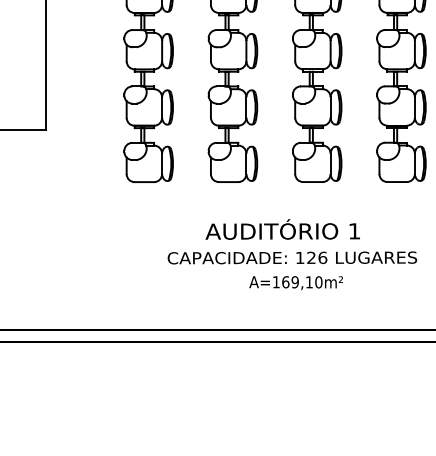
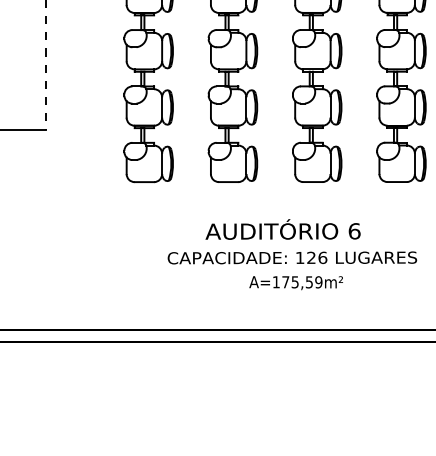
line: solid -> dashed (46, 65)
text: 1 -> 6 (354, 231)
text: A=169,10m² -> A=175,59m² (302, 282)
